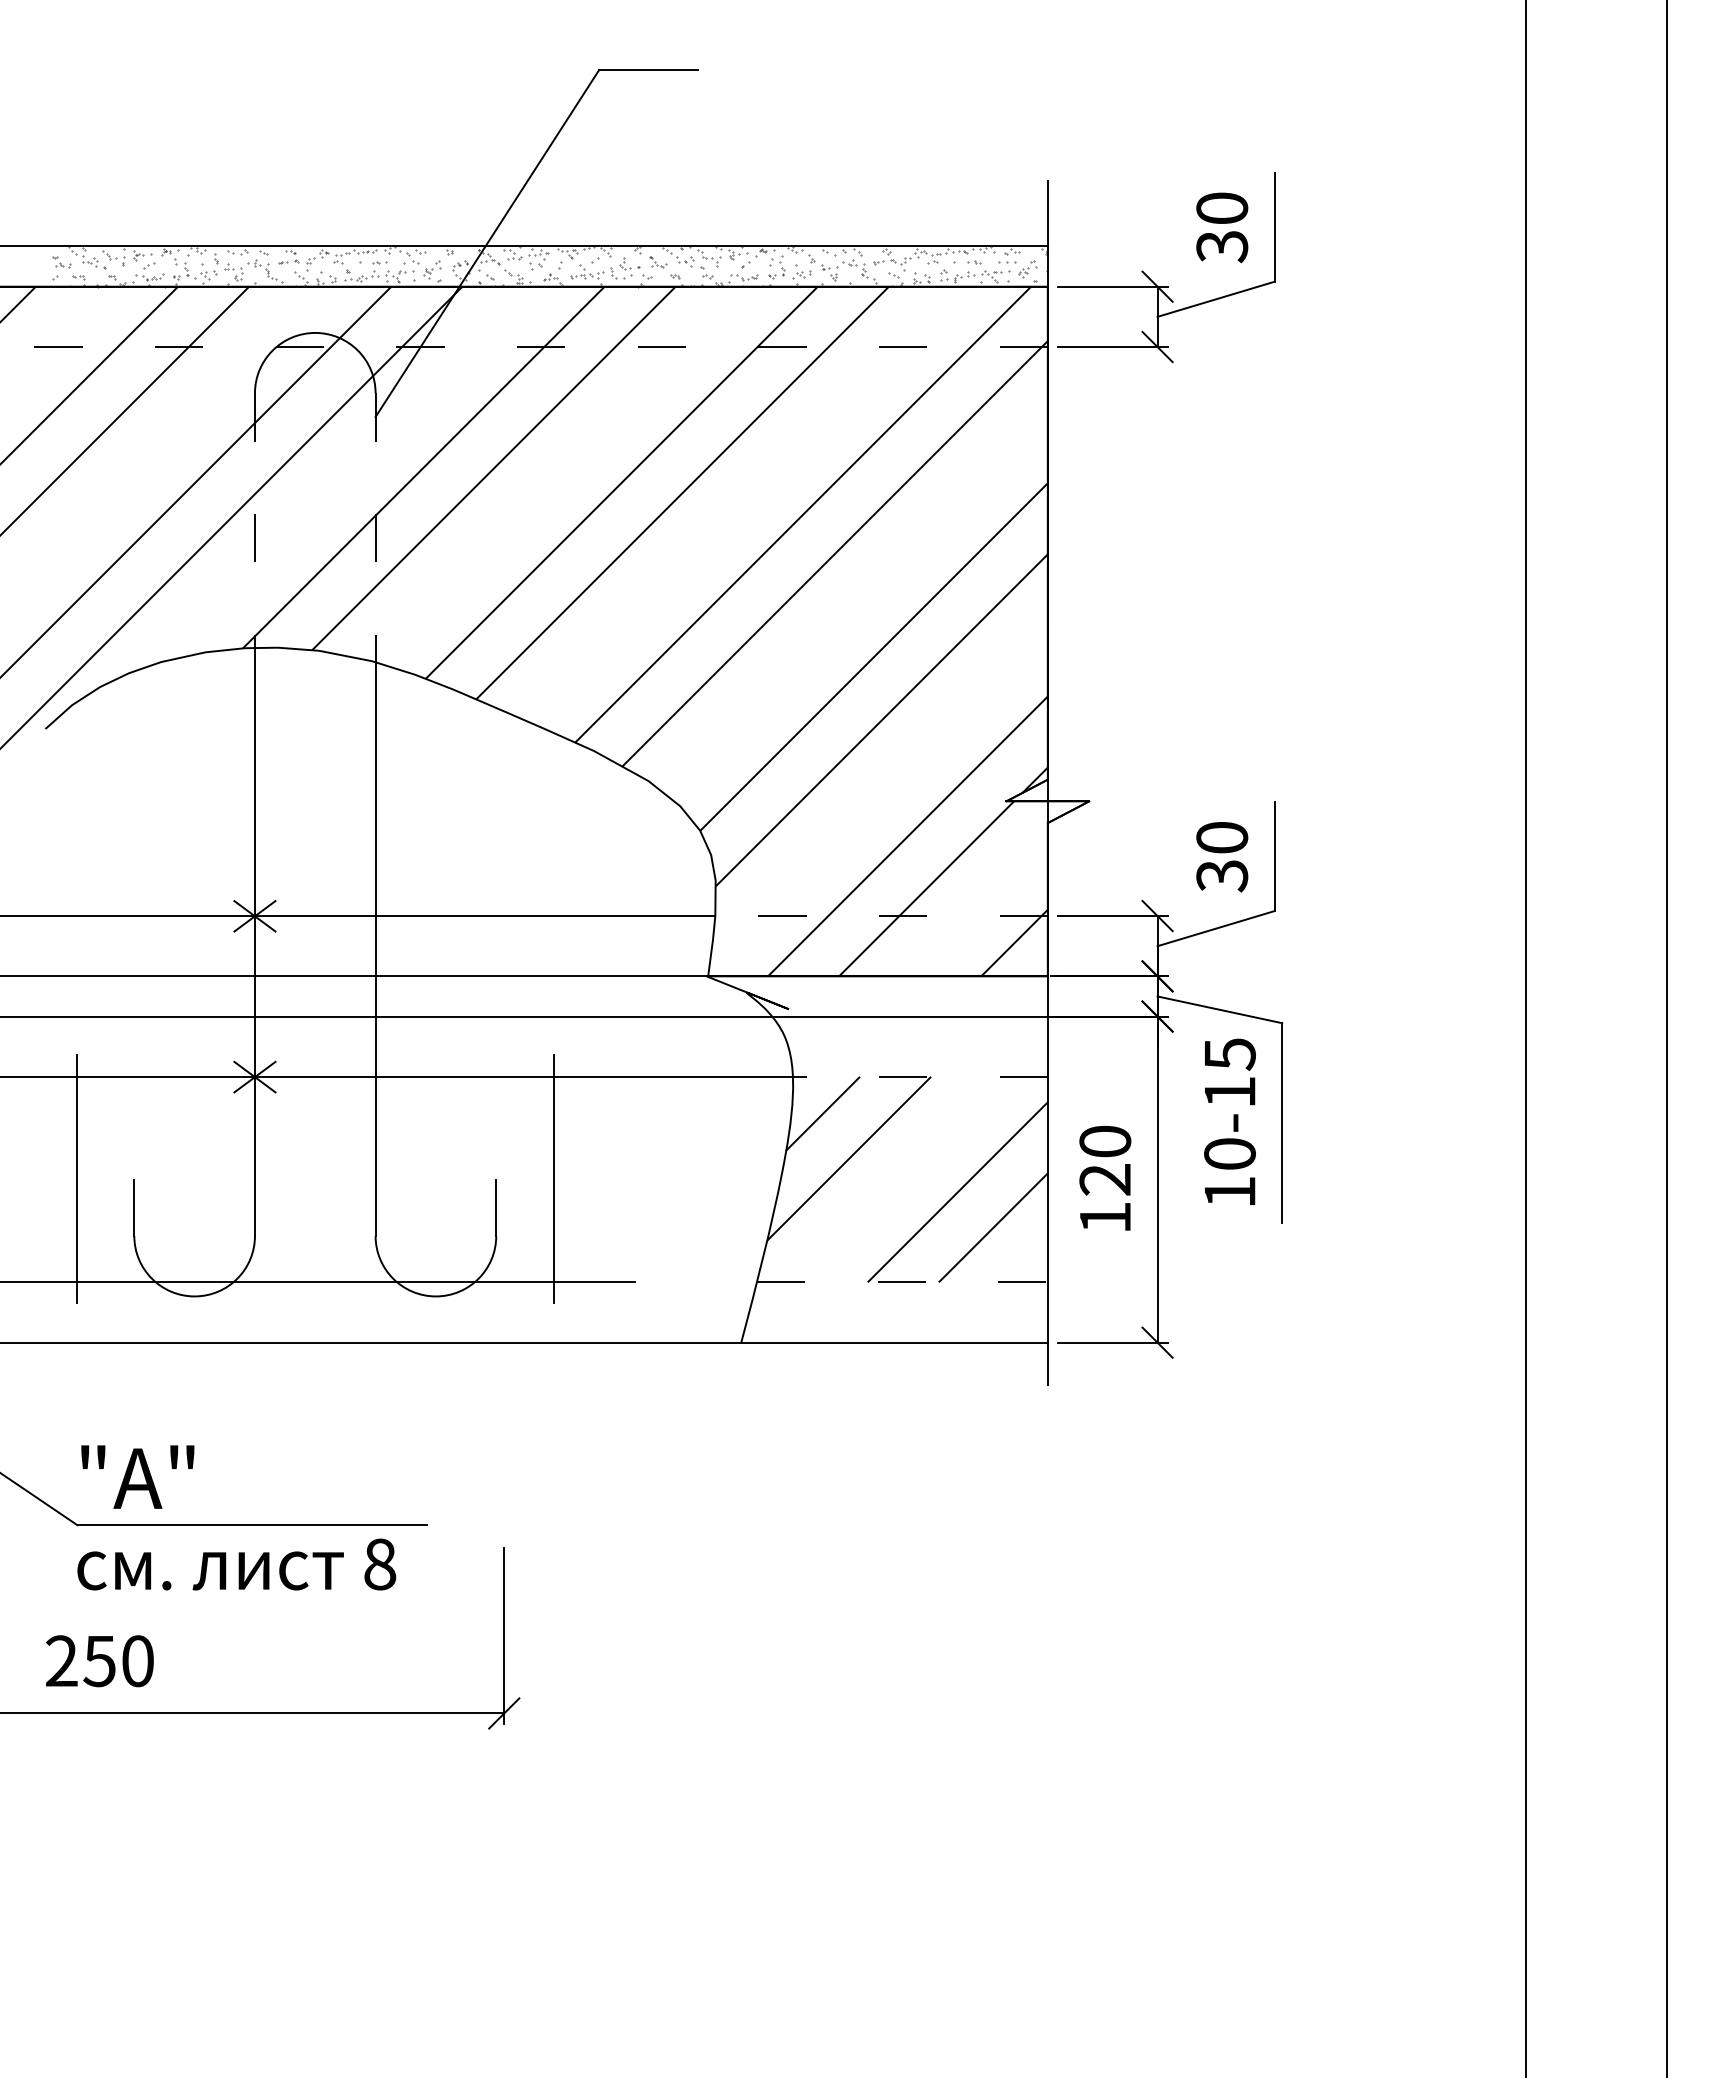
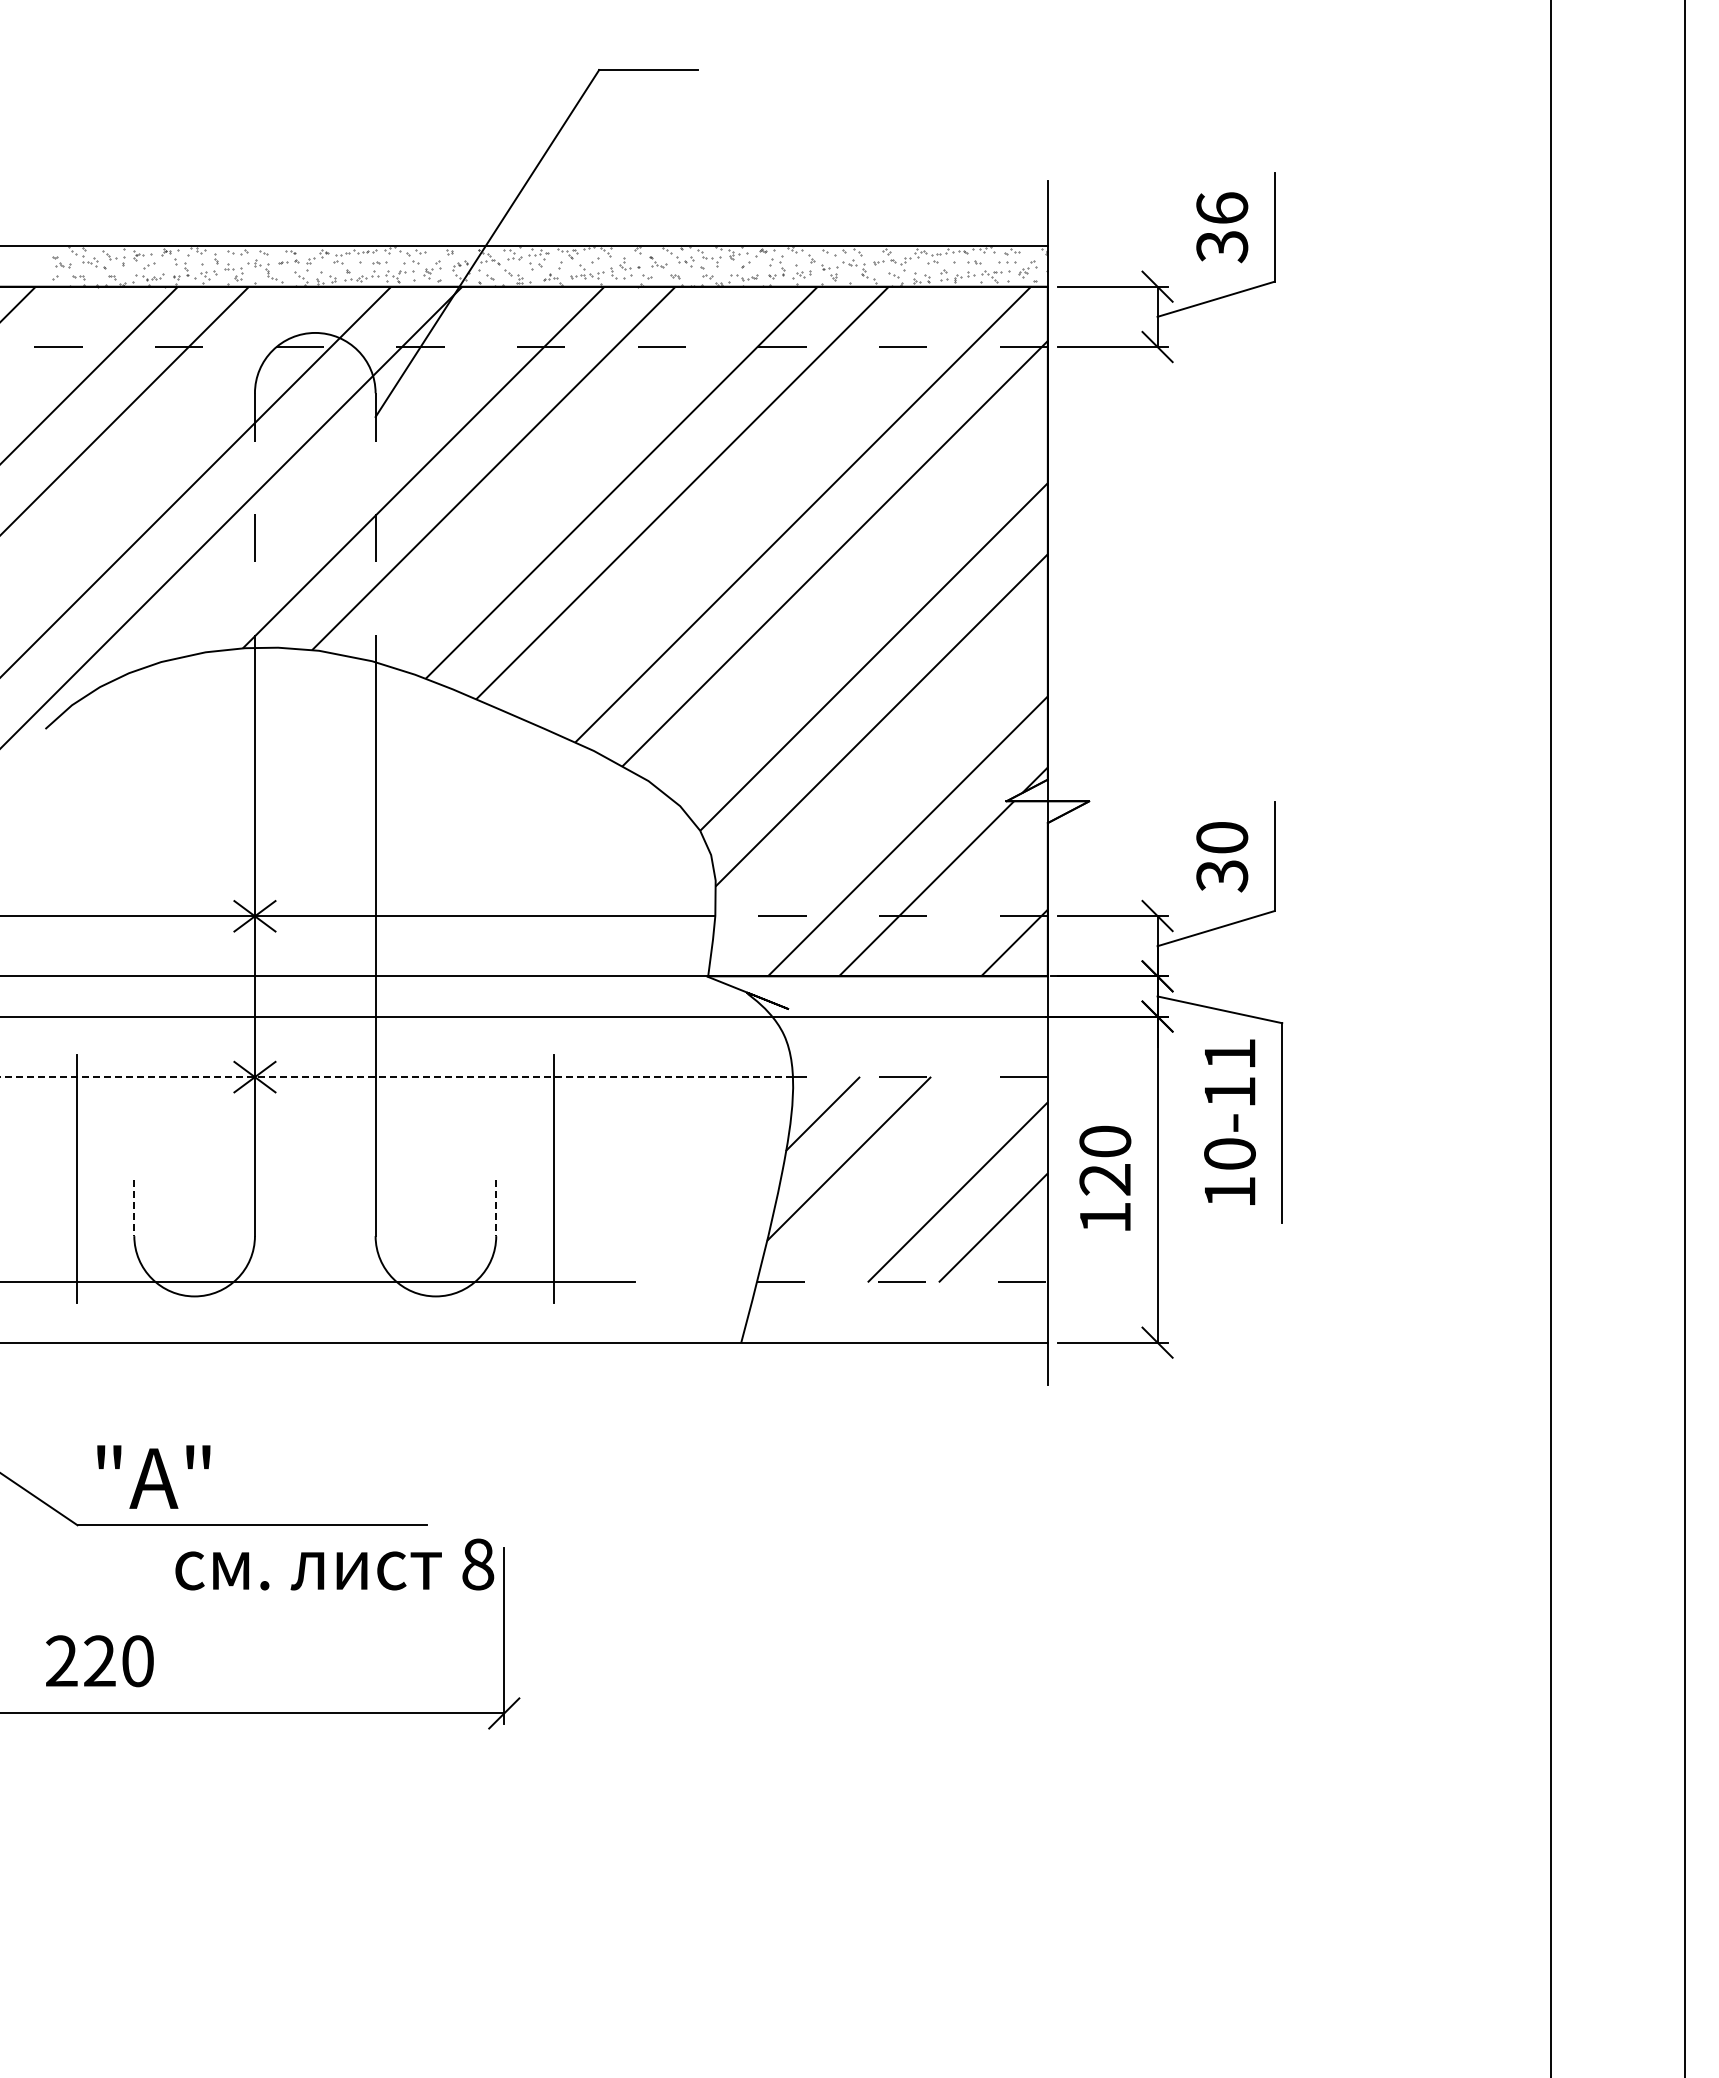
text: 30 -> 36 (1222, 207)
line position: (1526, 1038) -> (1551, 1038) (1551, 1038)
line position: (1667, 1038) -> (1685, 1038) (1685, 1038)
text: 10-15 -> 10-11 (1230, 1054)
line: solid -> dashed (396, 1076)
line: solid -> dashed (134, 1208)
line: solid -> dashed (496, 1208)
text position: (137, 1476) -> (153, 1476) (153, 1476)
text position: (236, 1564) -> (334, 1564) (334, 1564)
text: 250 -> 220 (99, 1661)
